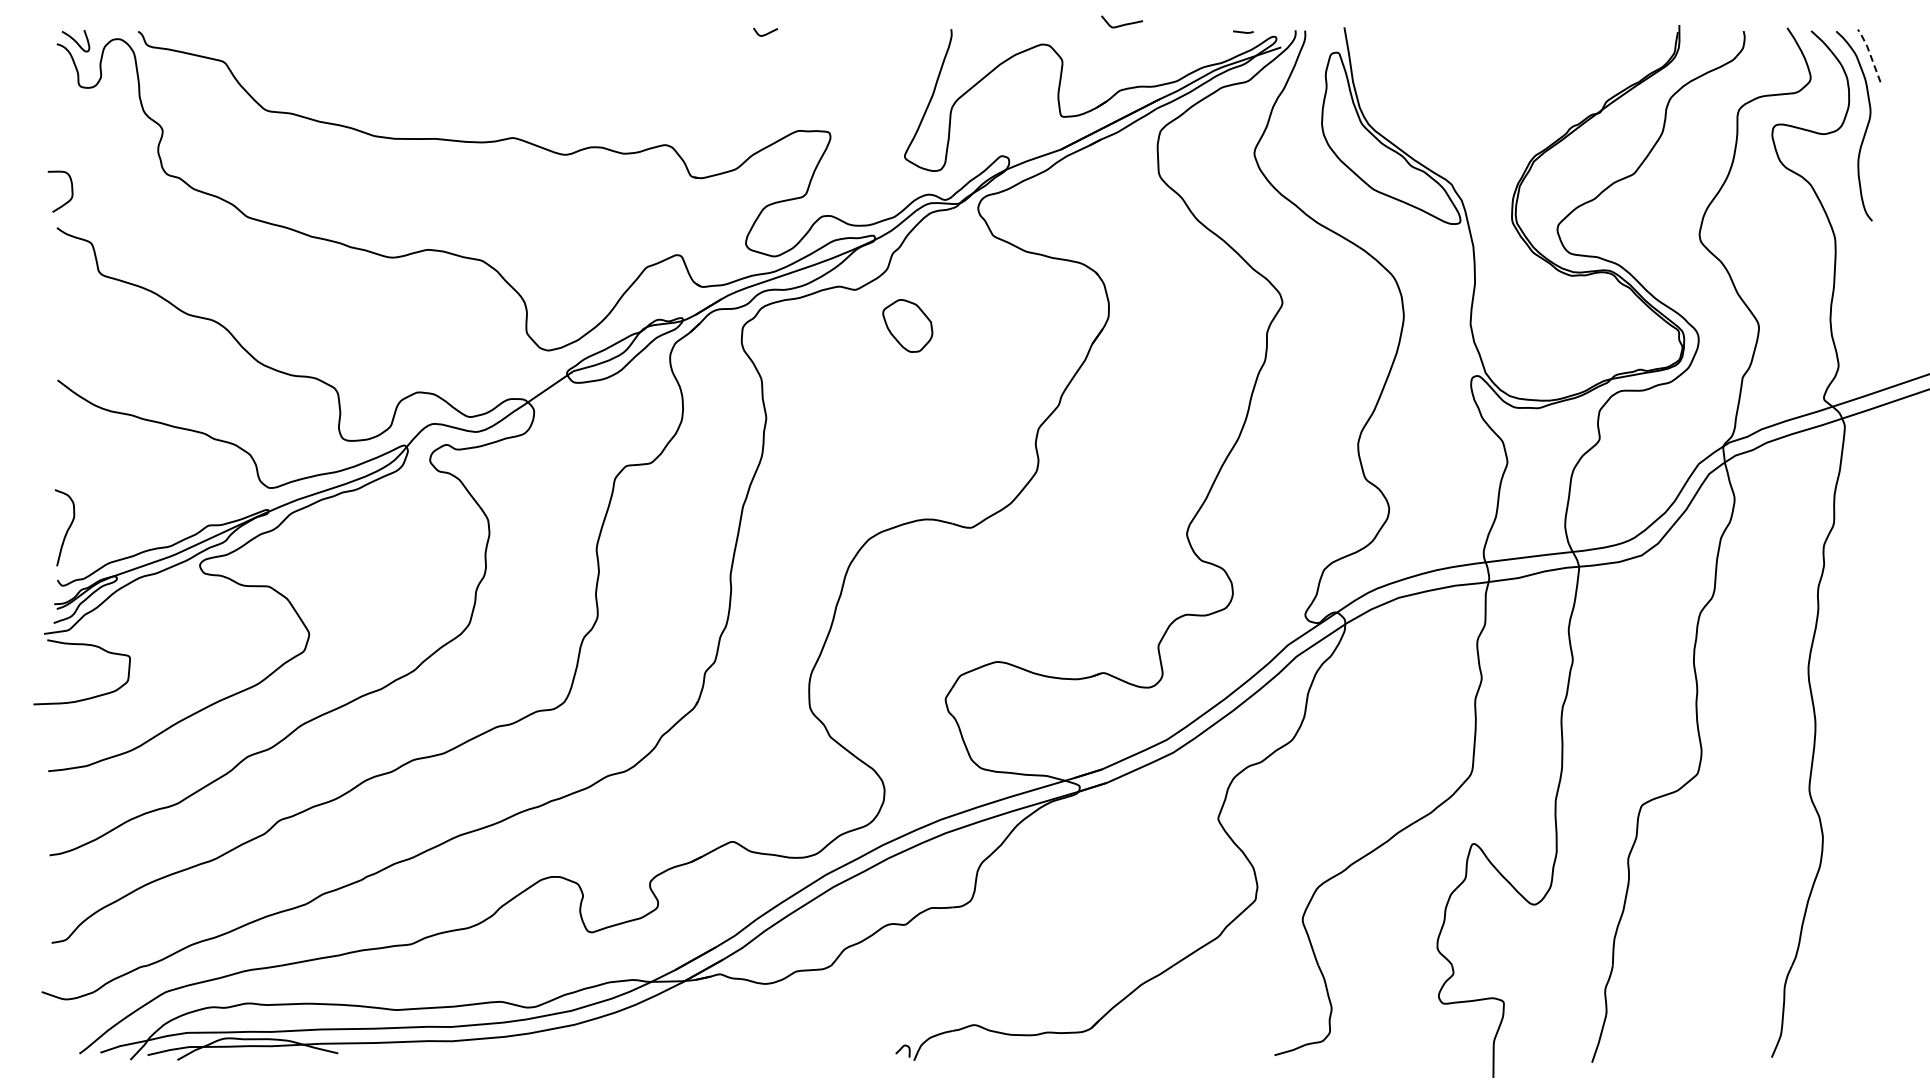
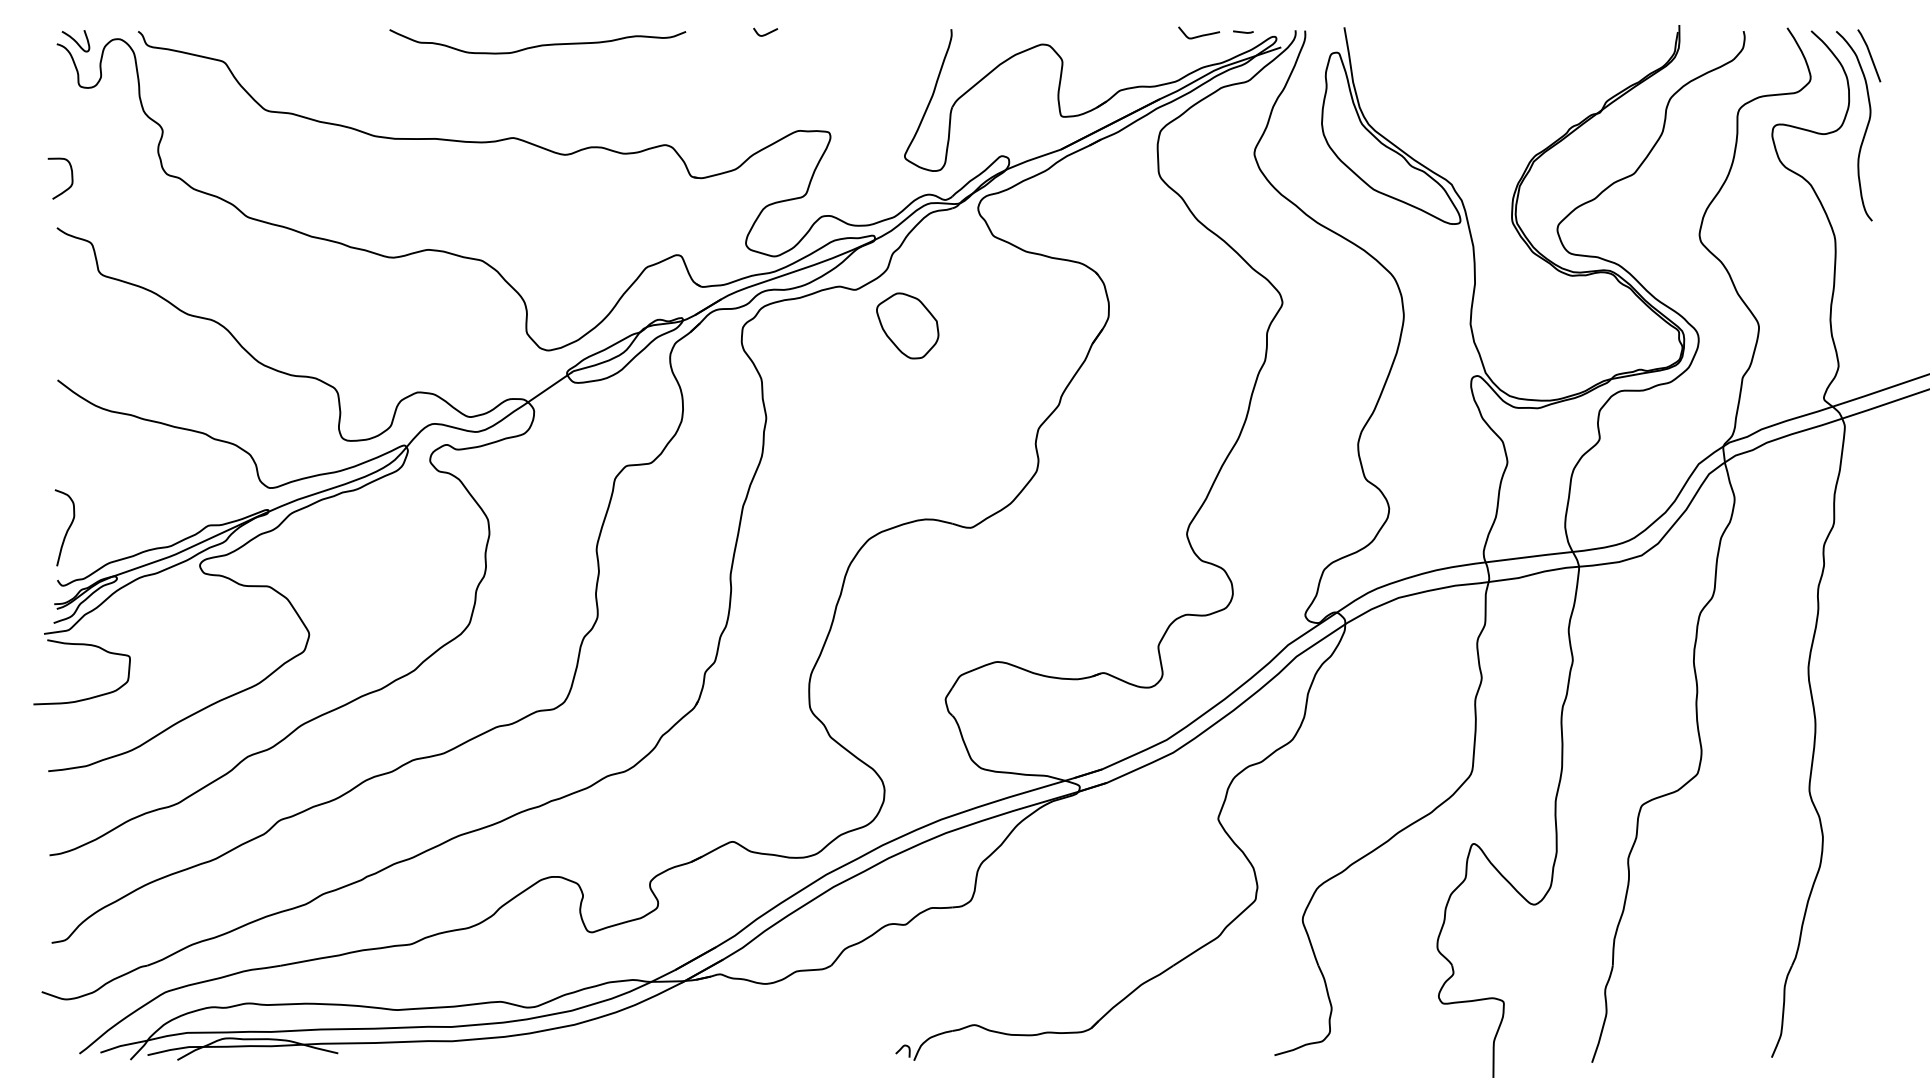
curve position: (1122, 24) -> (1199, 35) (1199, 35)
curve: none -> present (537, 45)
line: dashed -> solid (1869, 53)
curve position: (71, 191) -> (71, 178) (71, 178)
part size: 52x54 px -> 64x68 px (907, 325)
